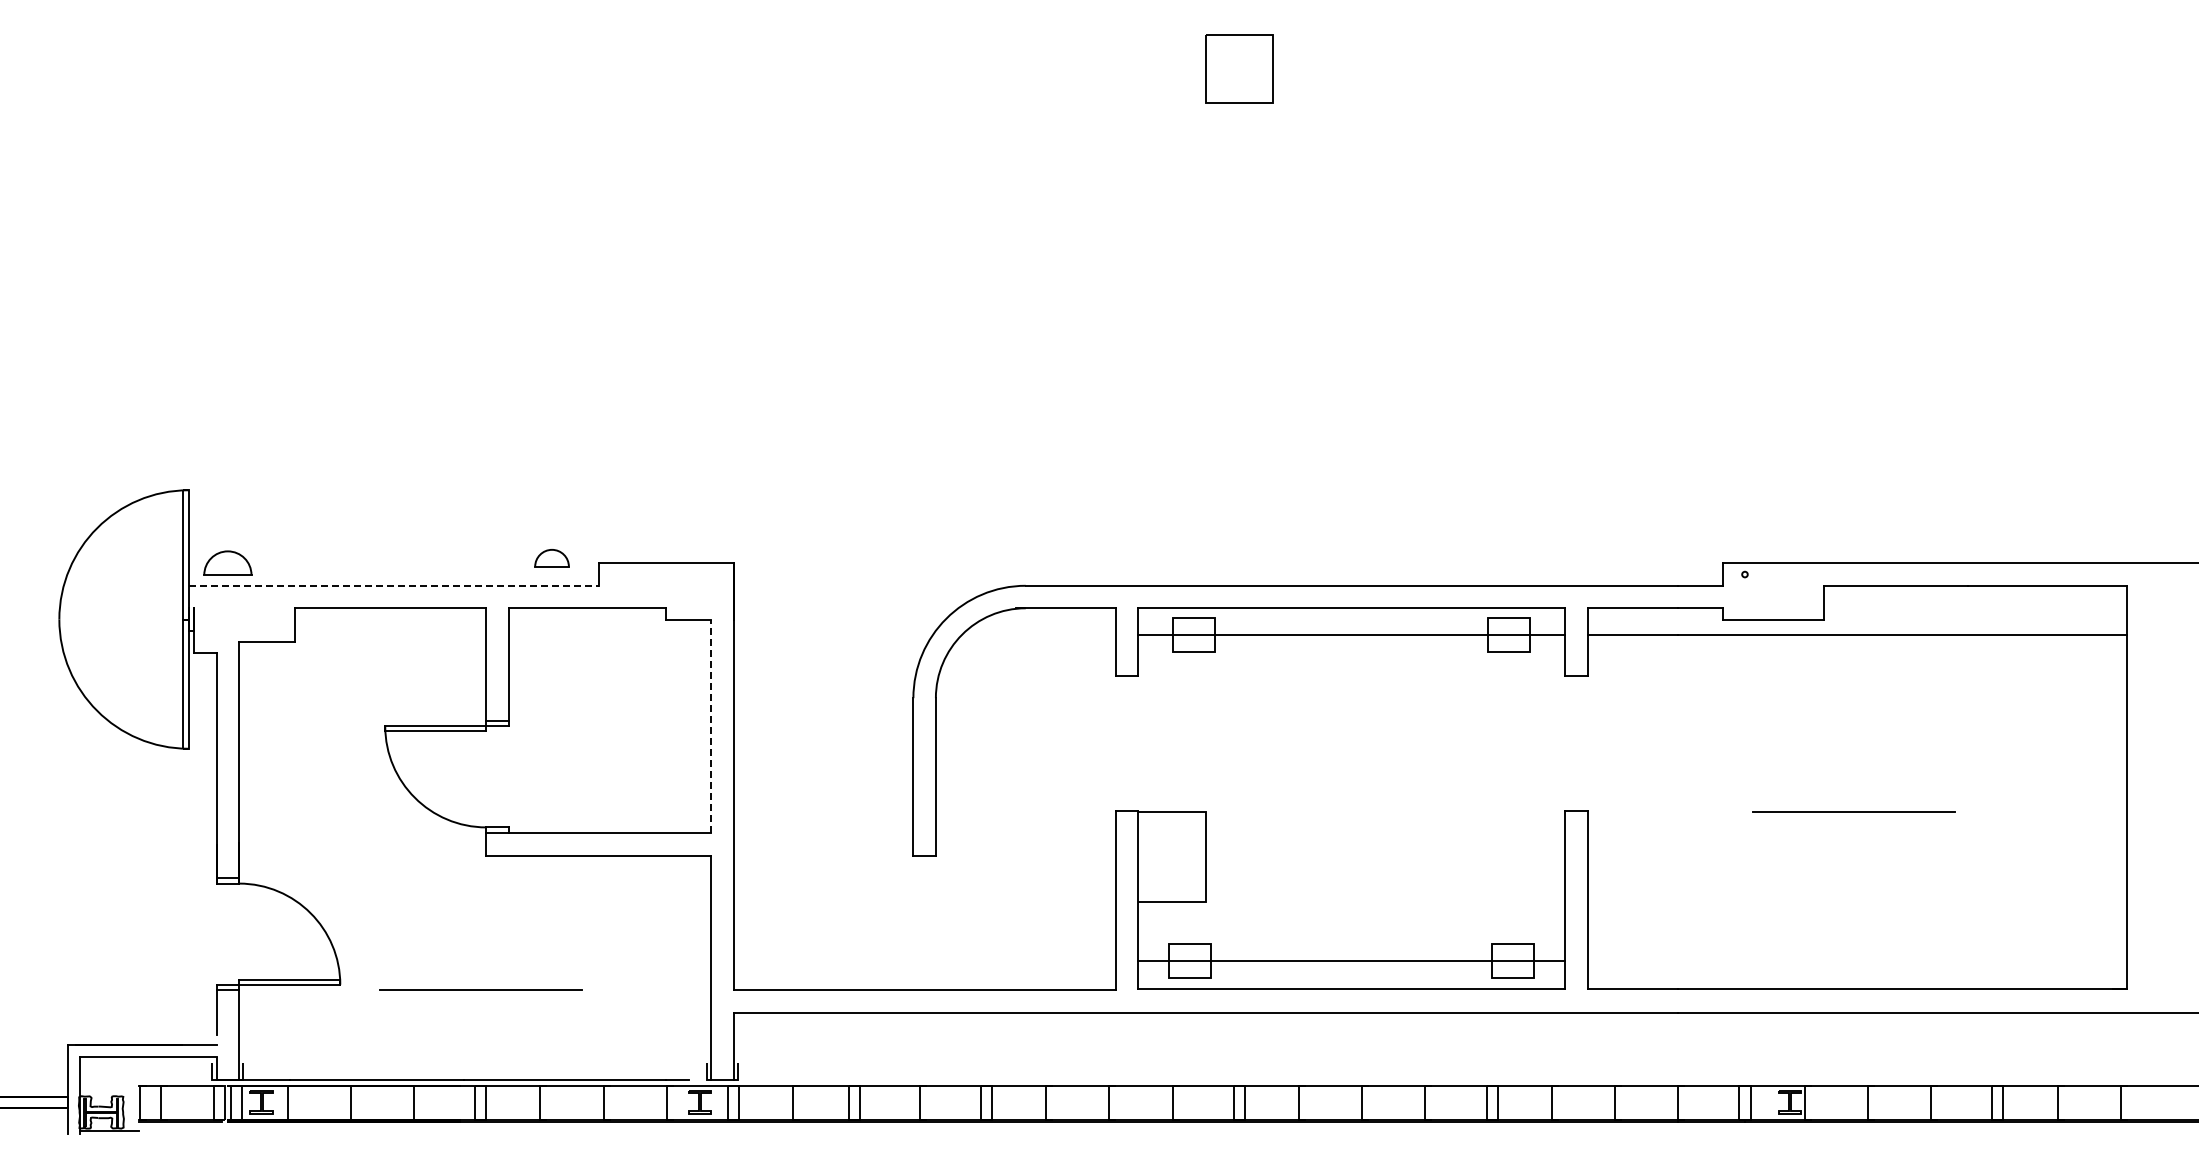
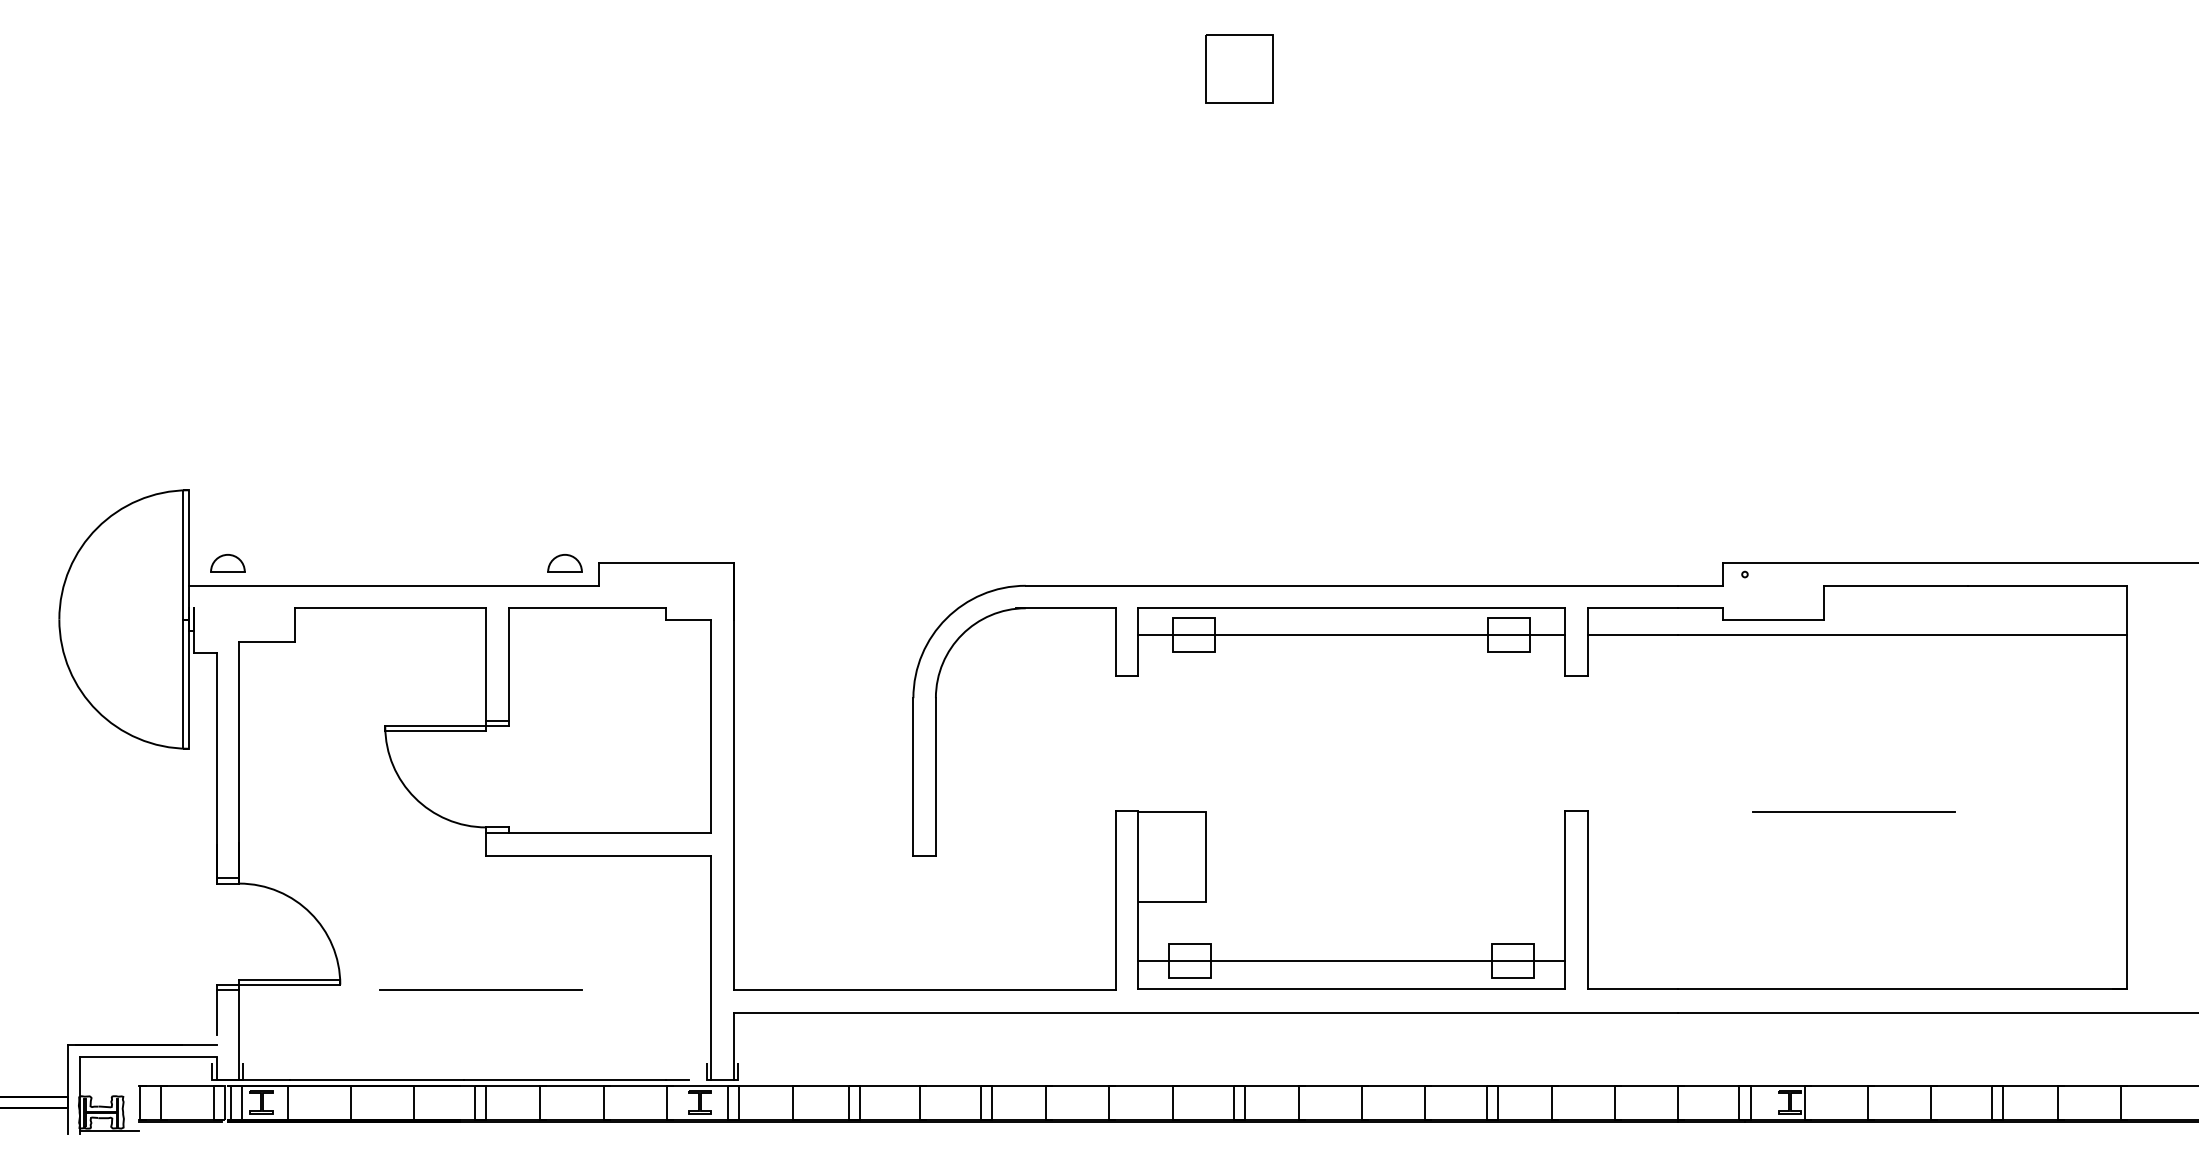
part position: (551, 558) -> (564, 563) (564, 563)
part size: 50x26 px -> 36x19 px (227, 563)
line: dashed -> solid (394, 585)
line: dashed -> solid (711, 726)
